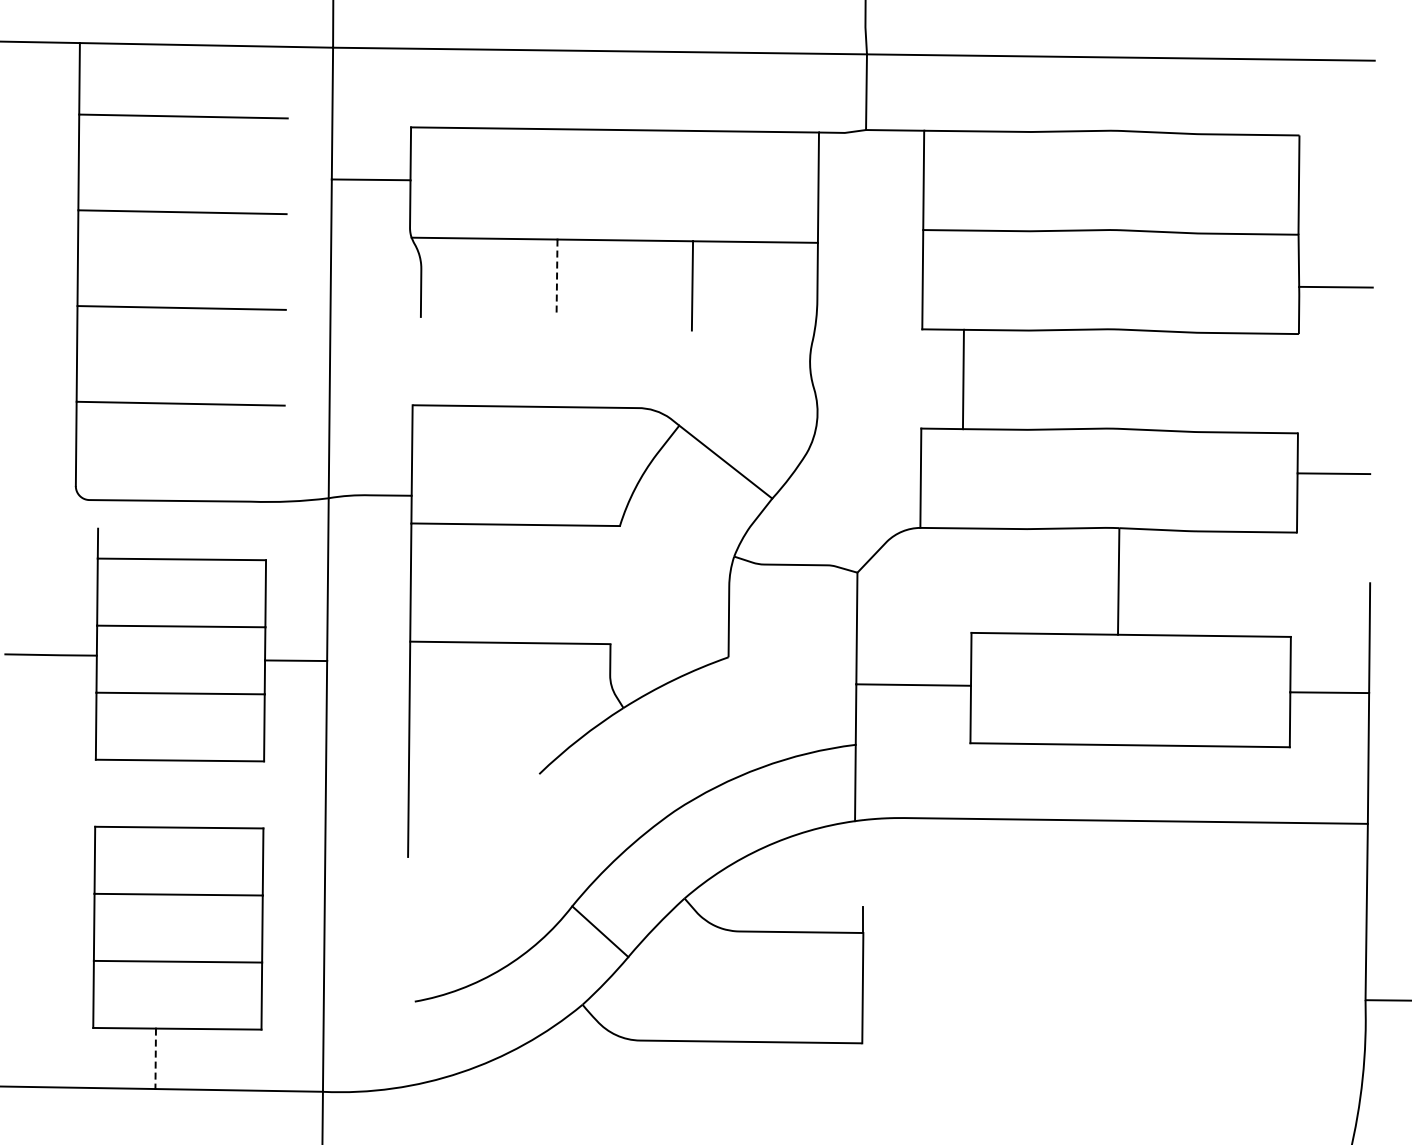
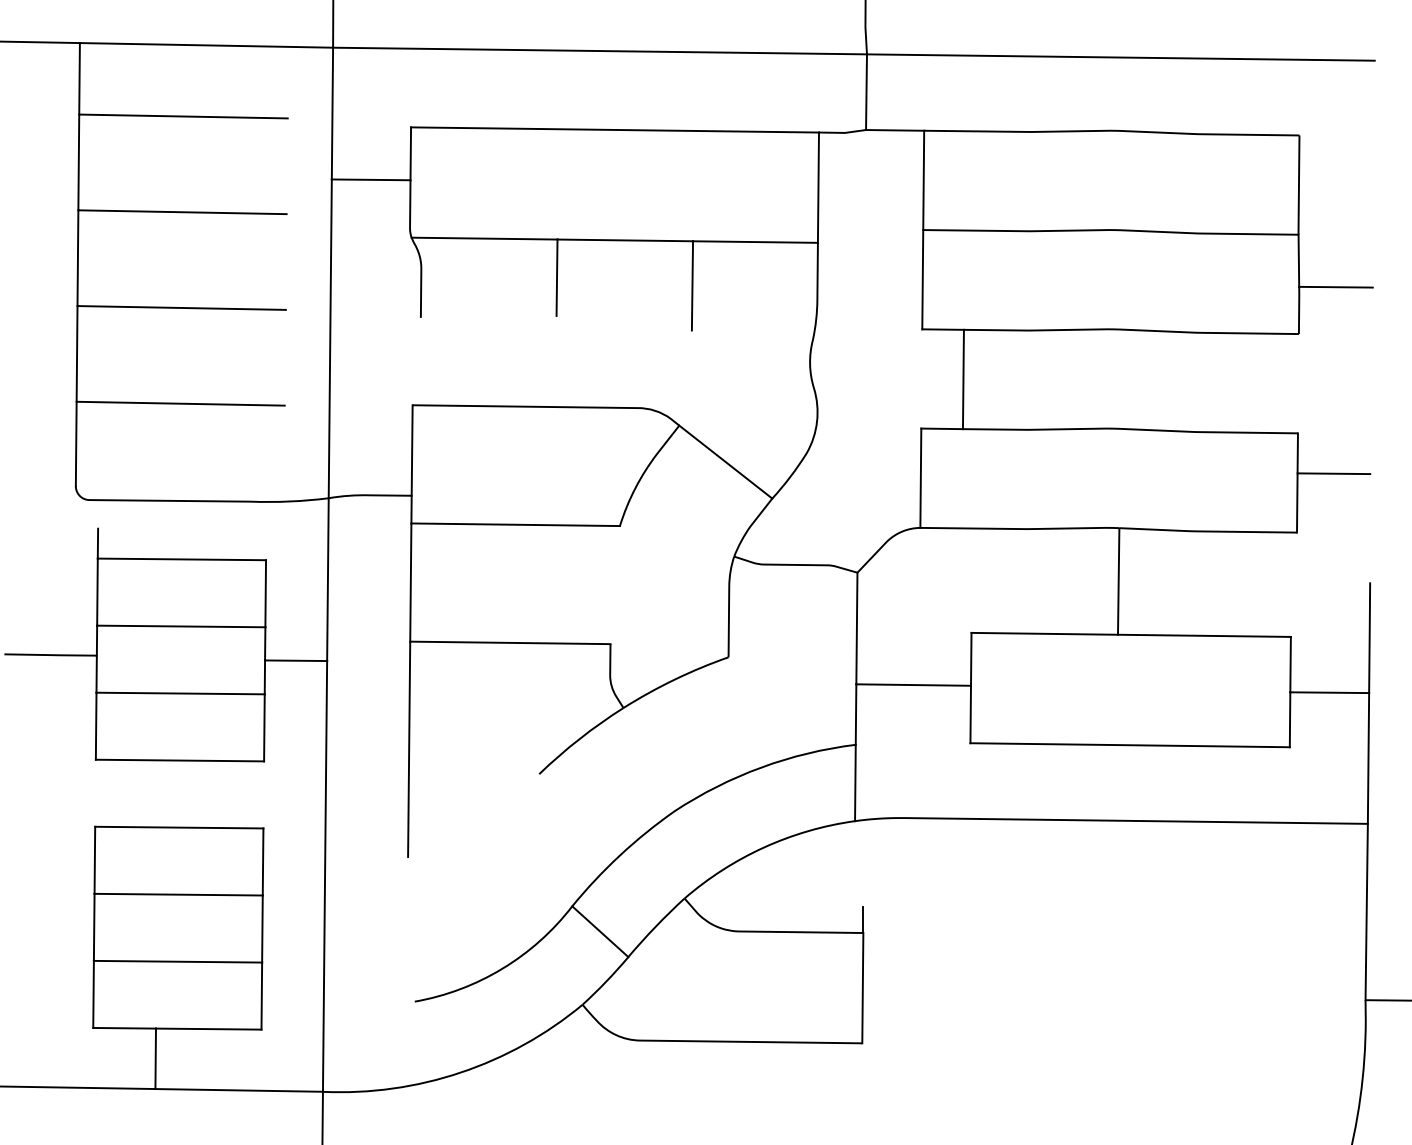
line: dashed -> solid (557, 278)
line: dashed -> solid (155, 1059)
